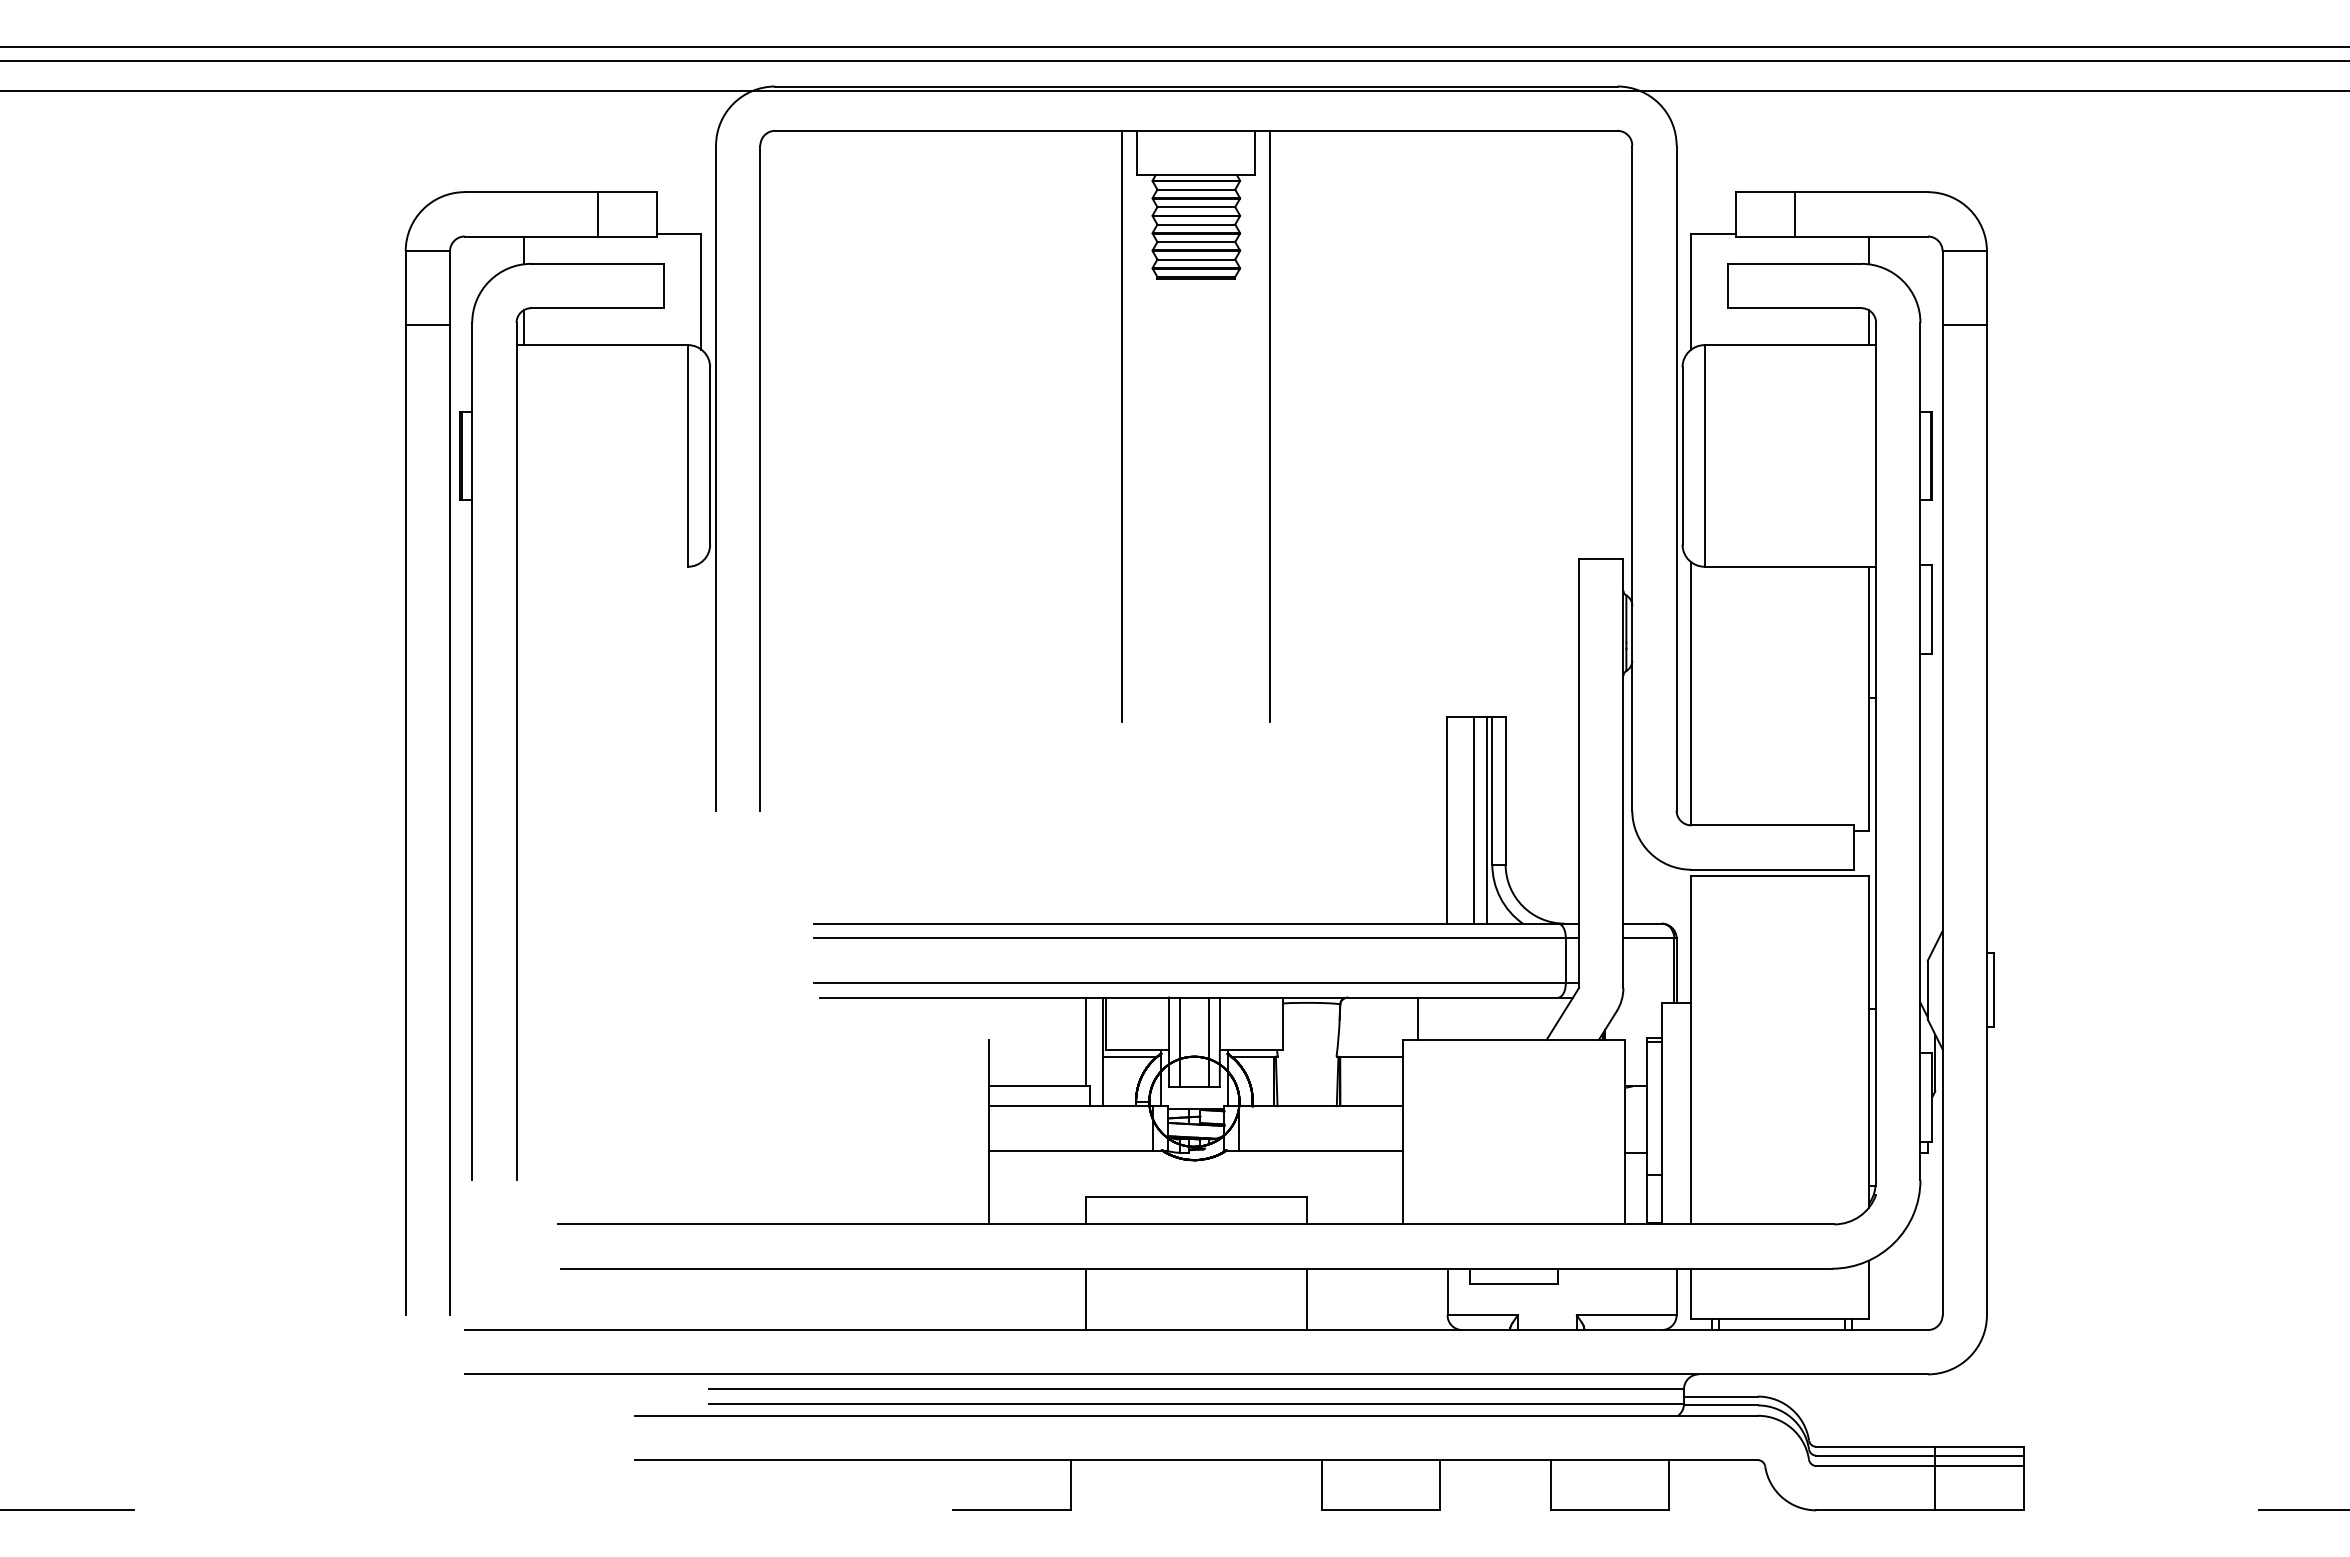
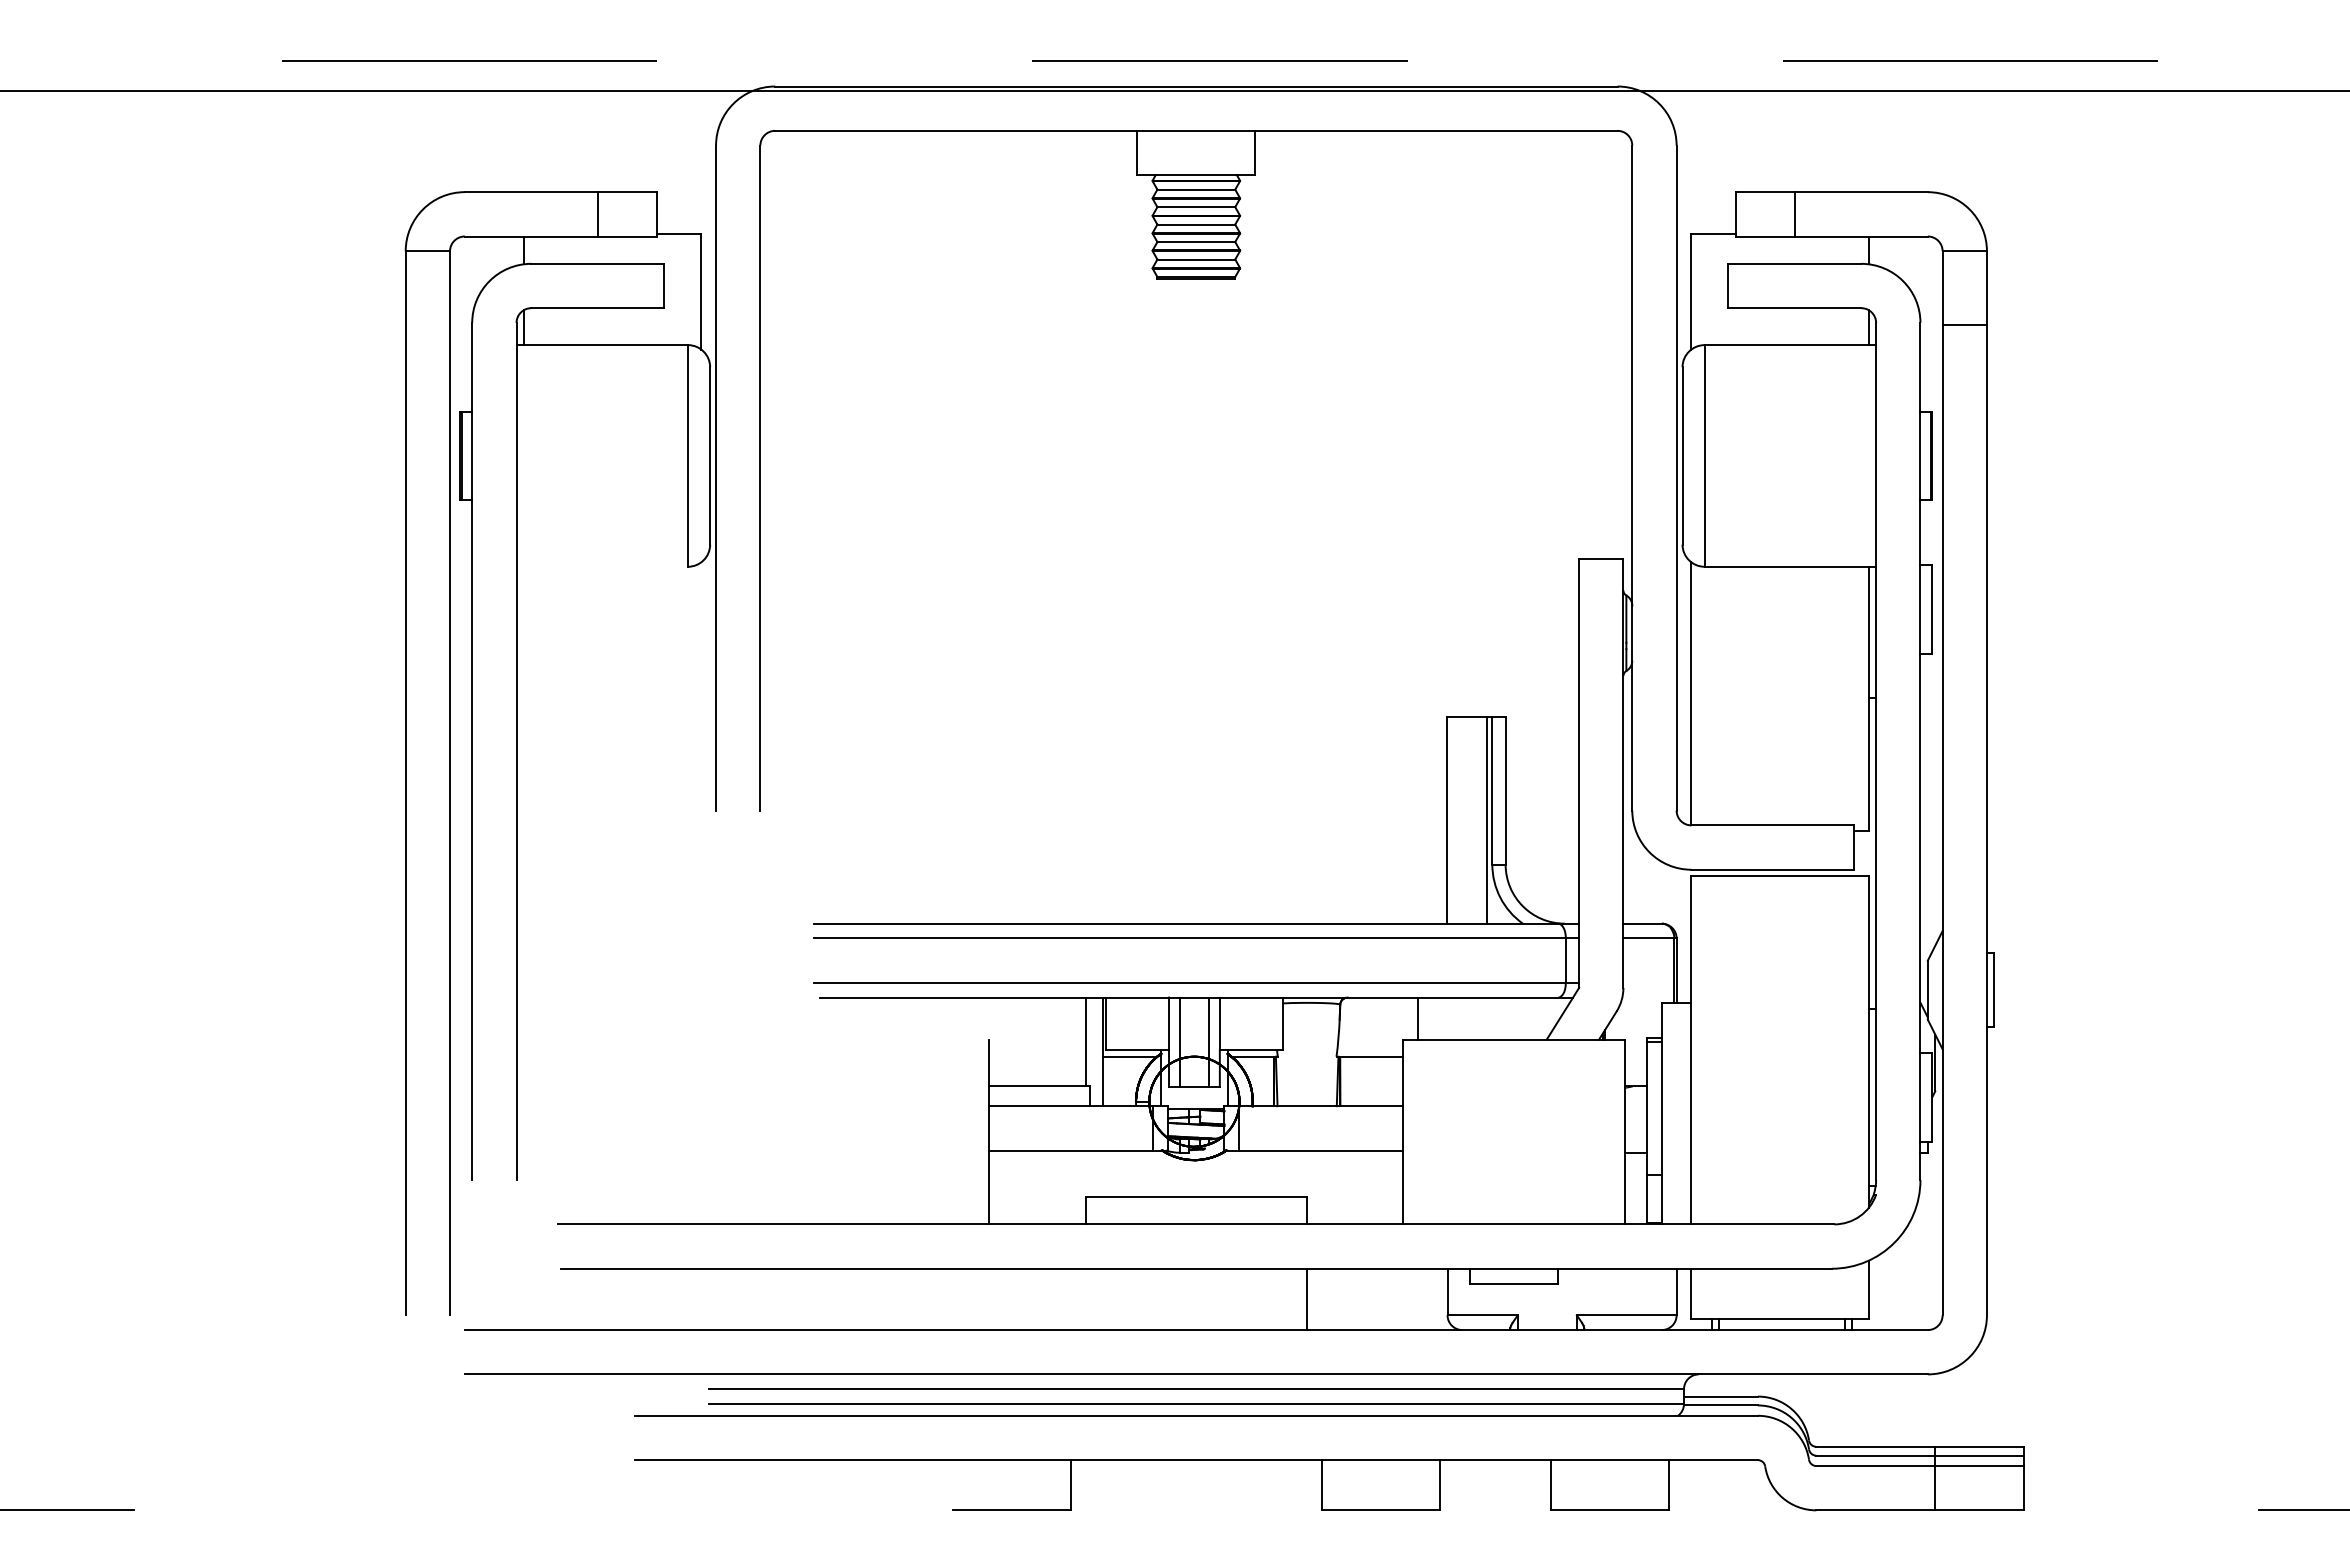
line: present -> none (1174, 46)
line: solid -> dashed (1175, 61)
line: present -> none (427, 325)
line: present -> none (1122, 425)
line: present -> none (1270, 425)
line: present -> none (1473, 819)
line: present -> none (1085, 1299)
